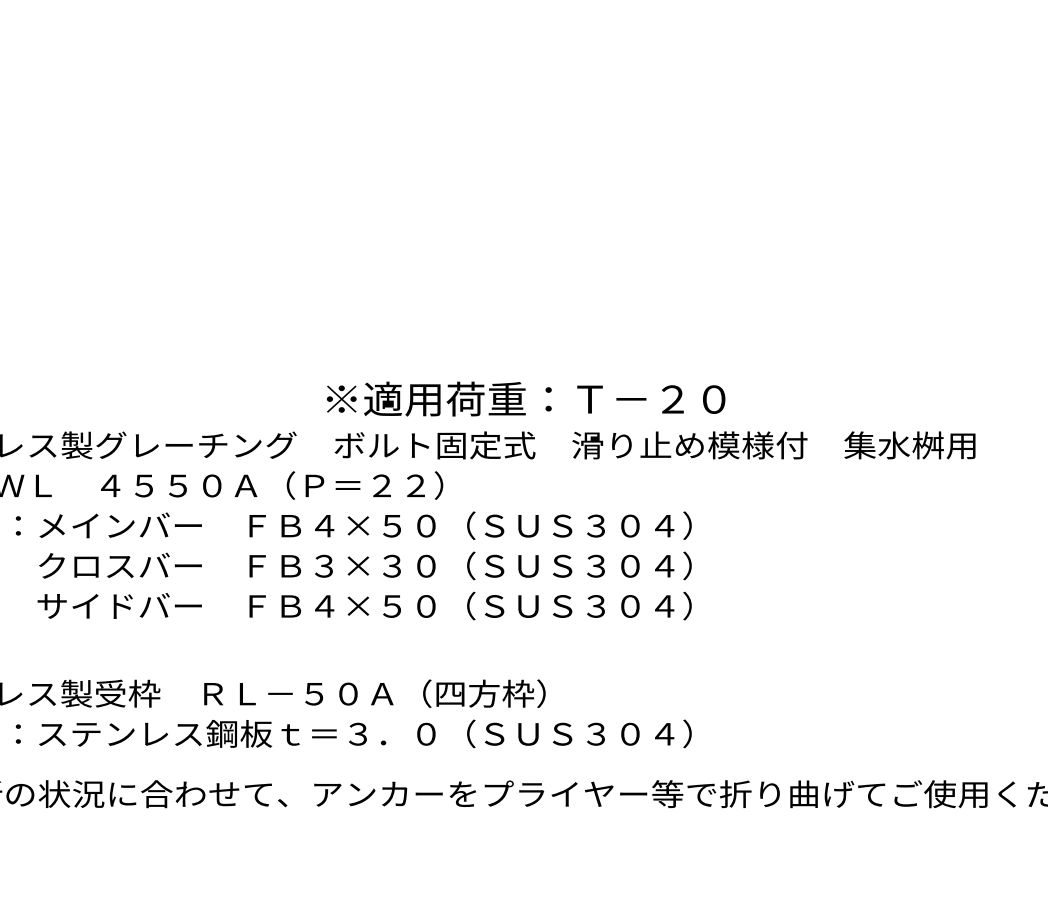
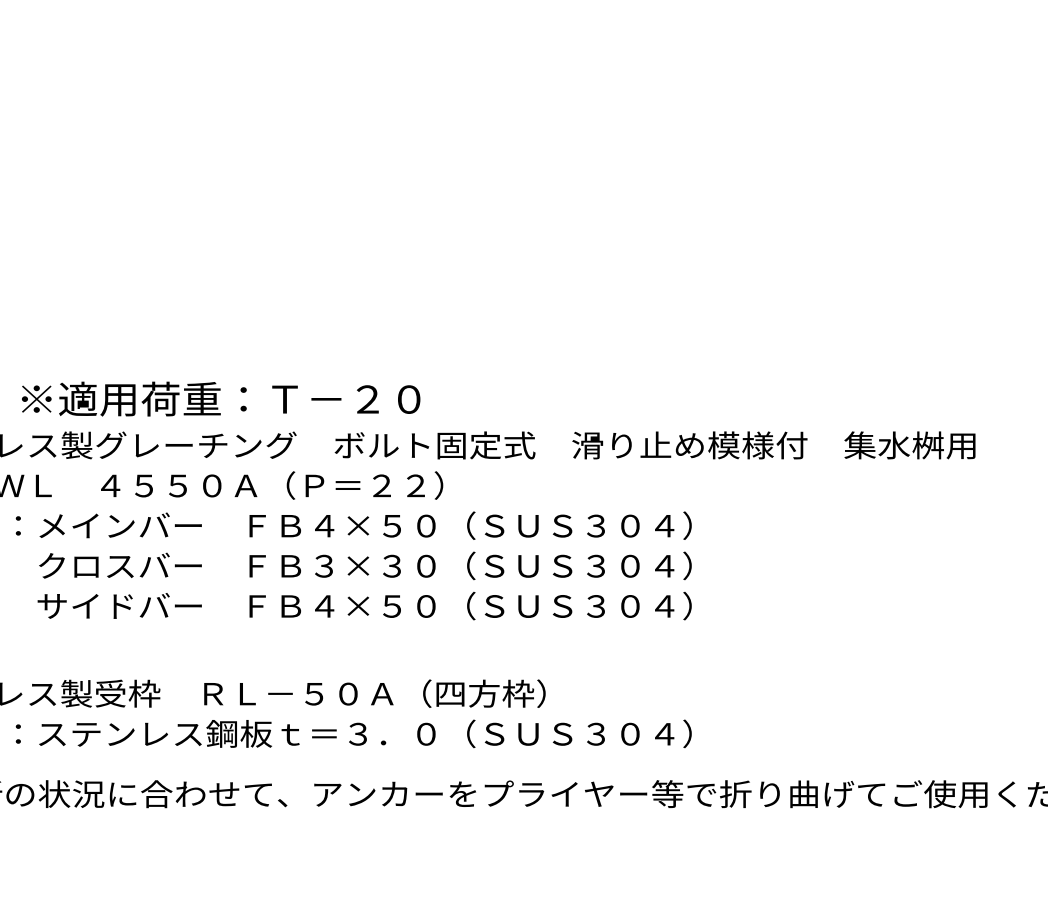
text position: (526, 398) -> (221, 398) (221, 398)
